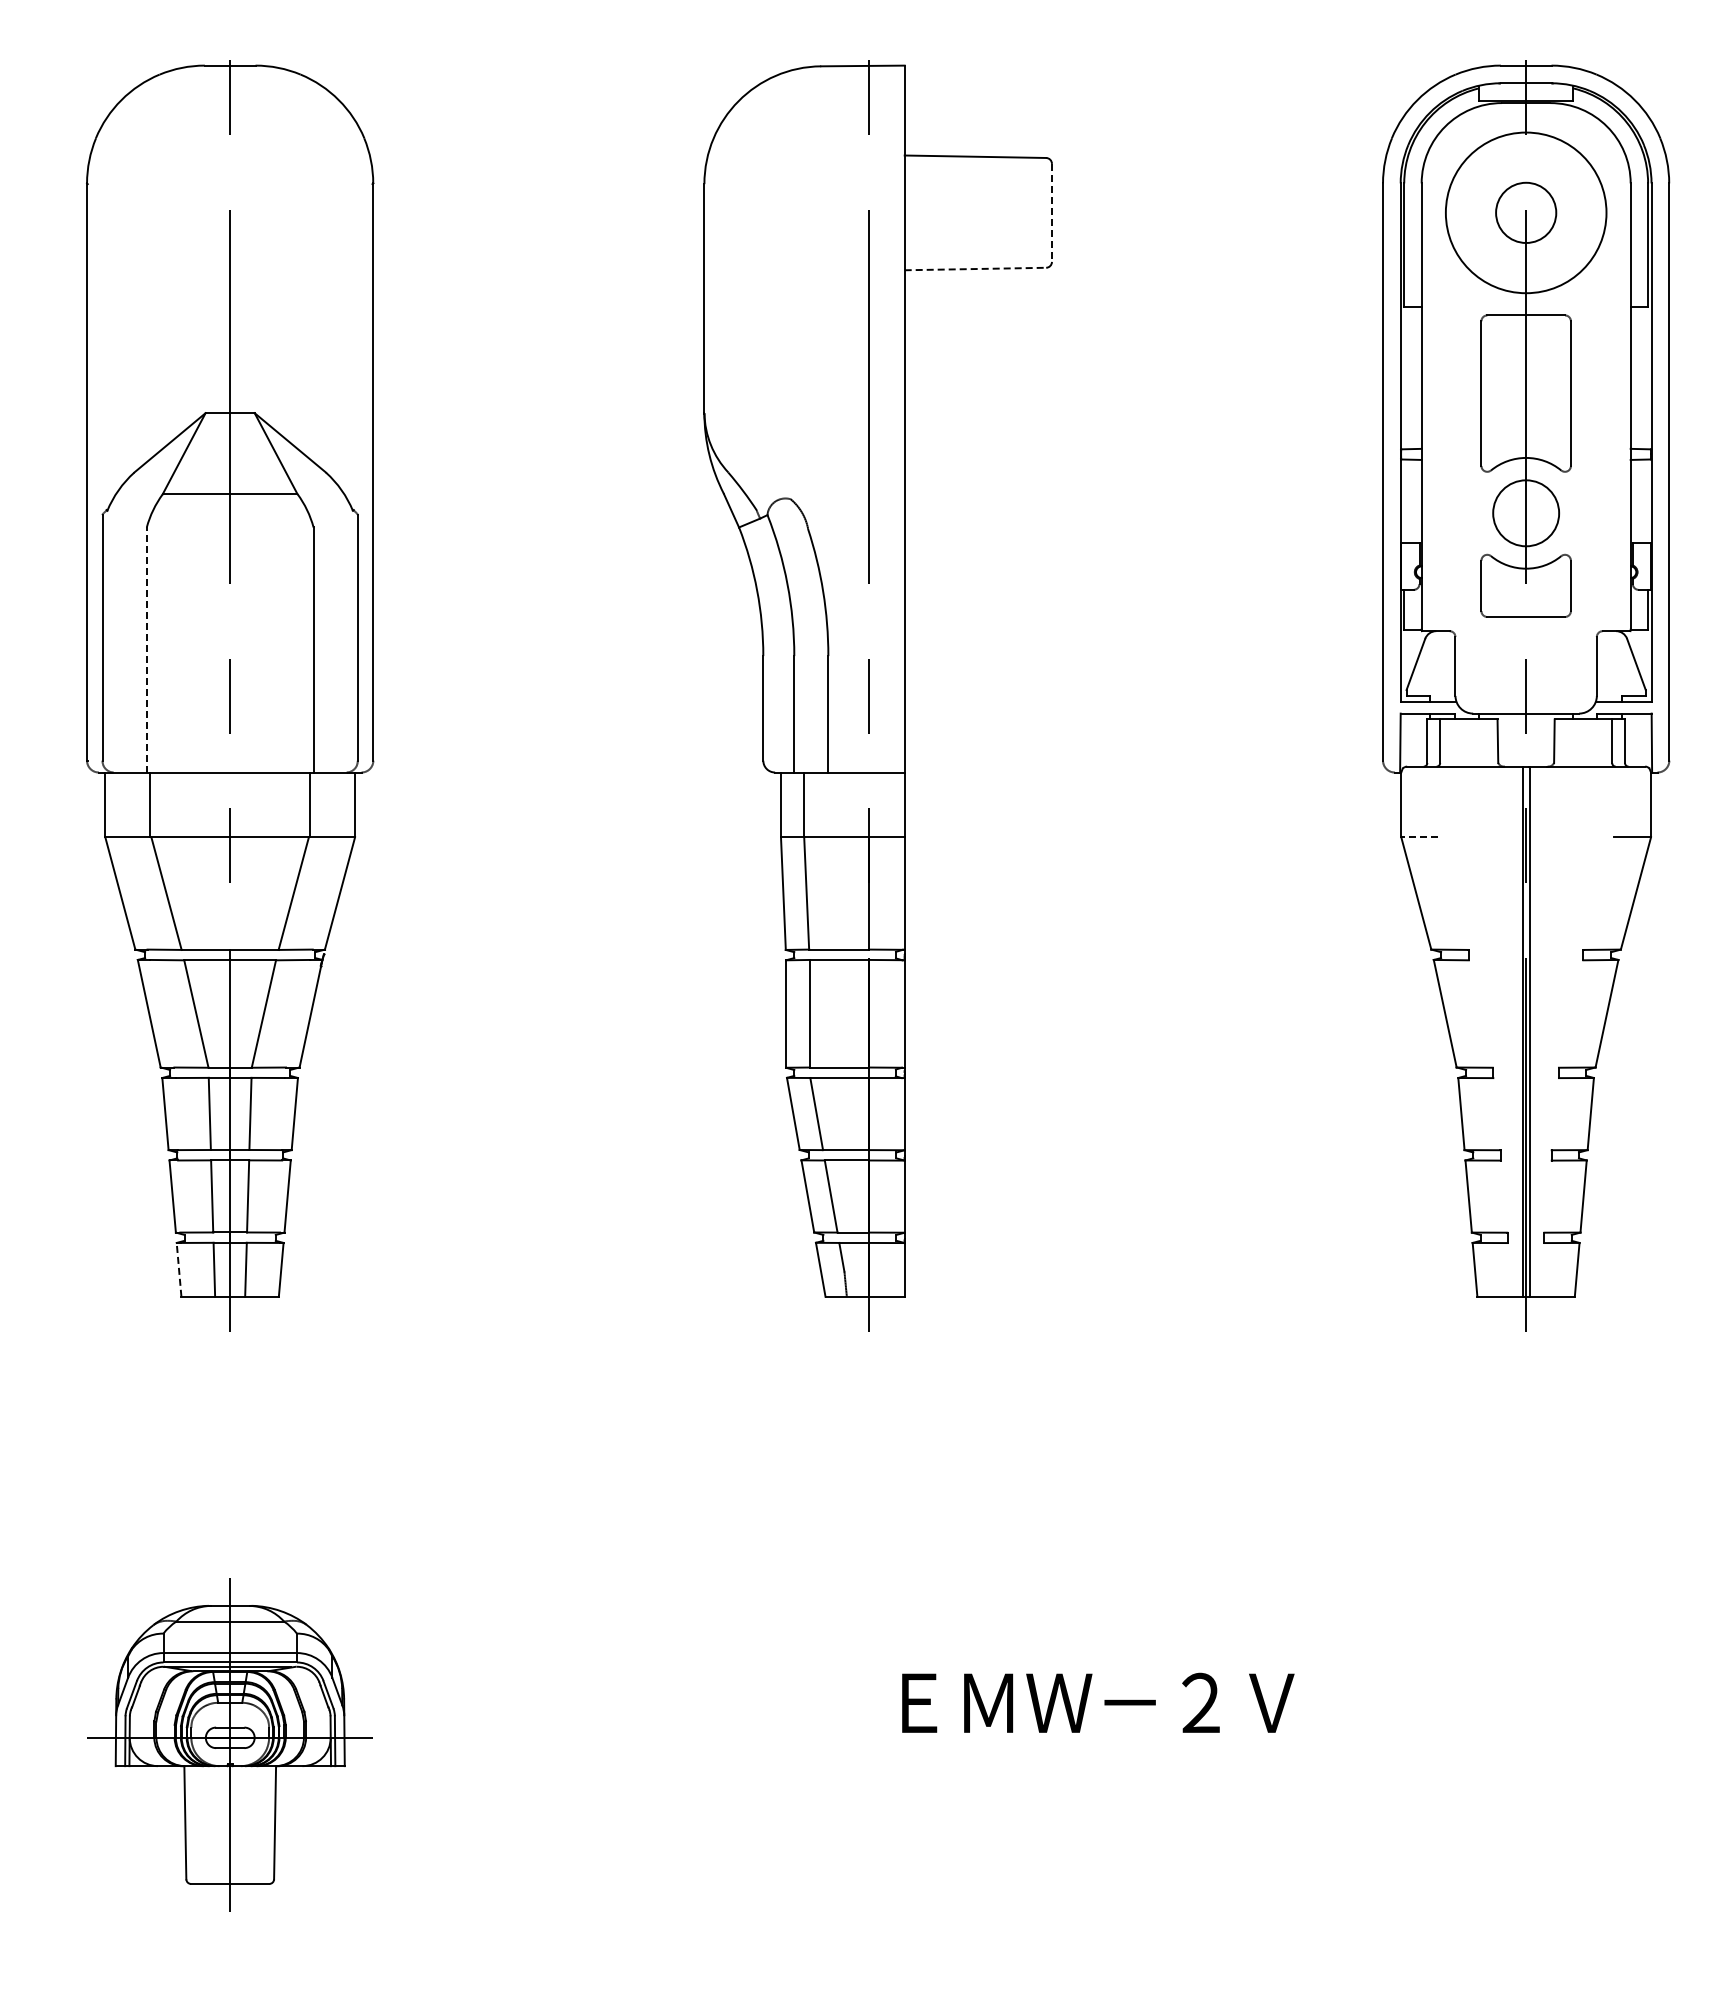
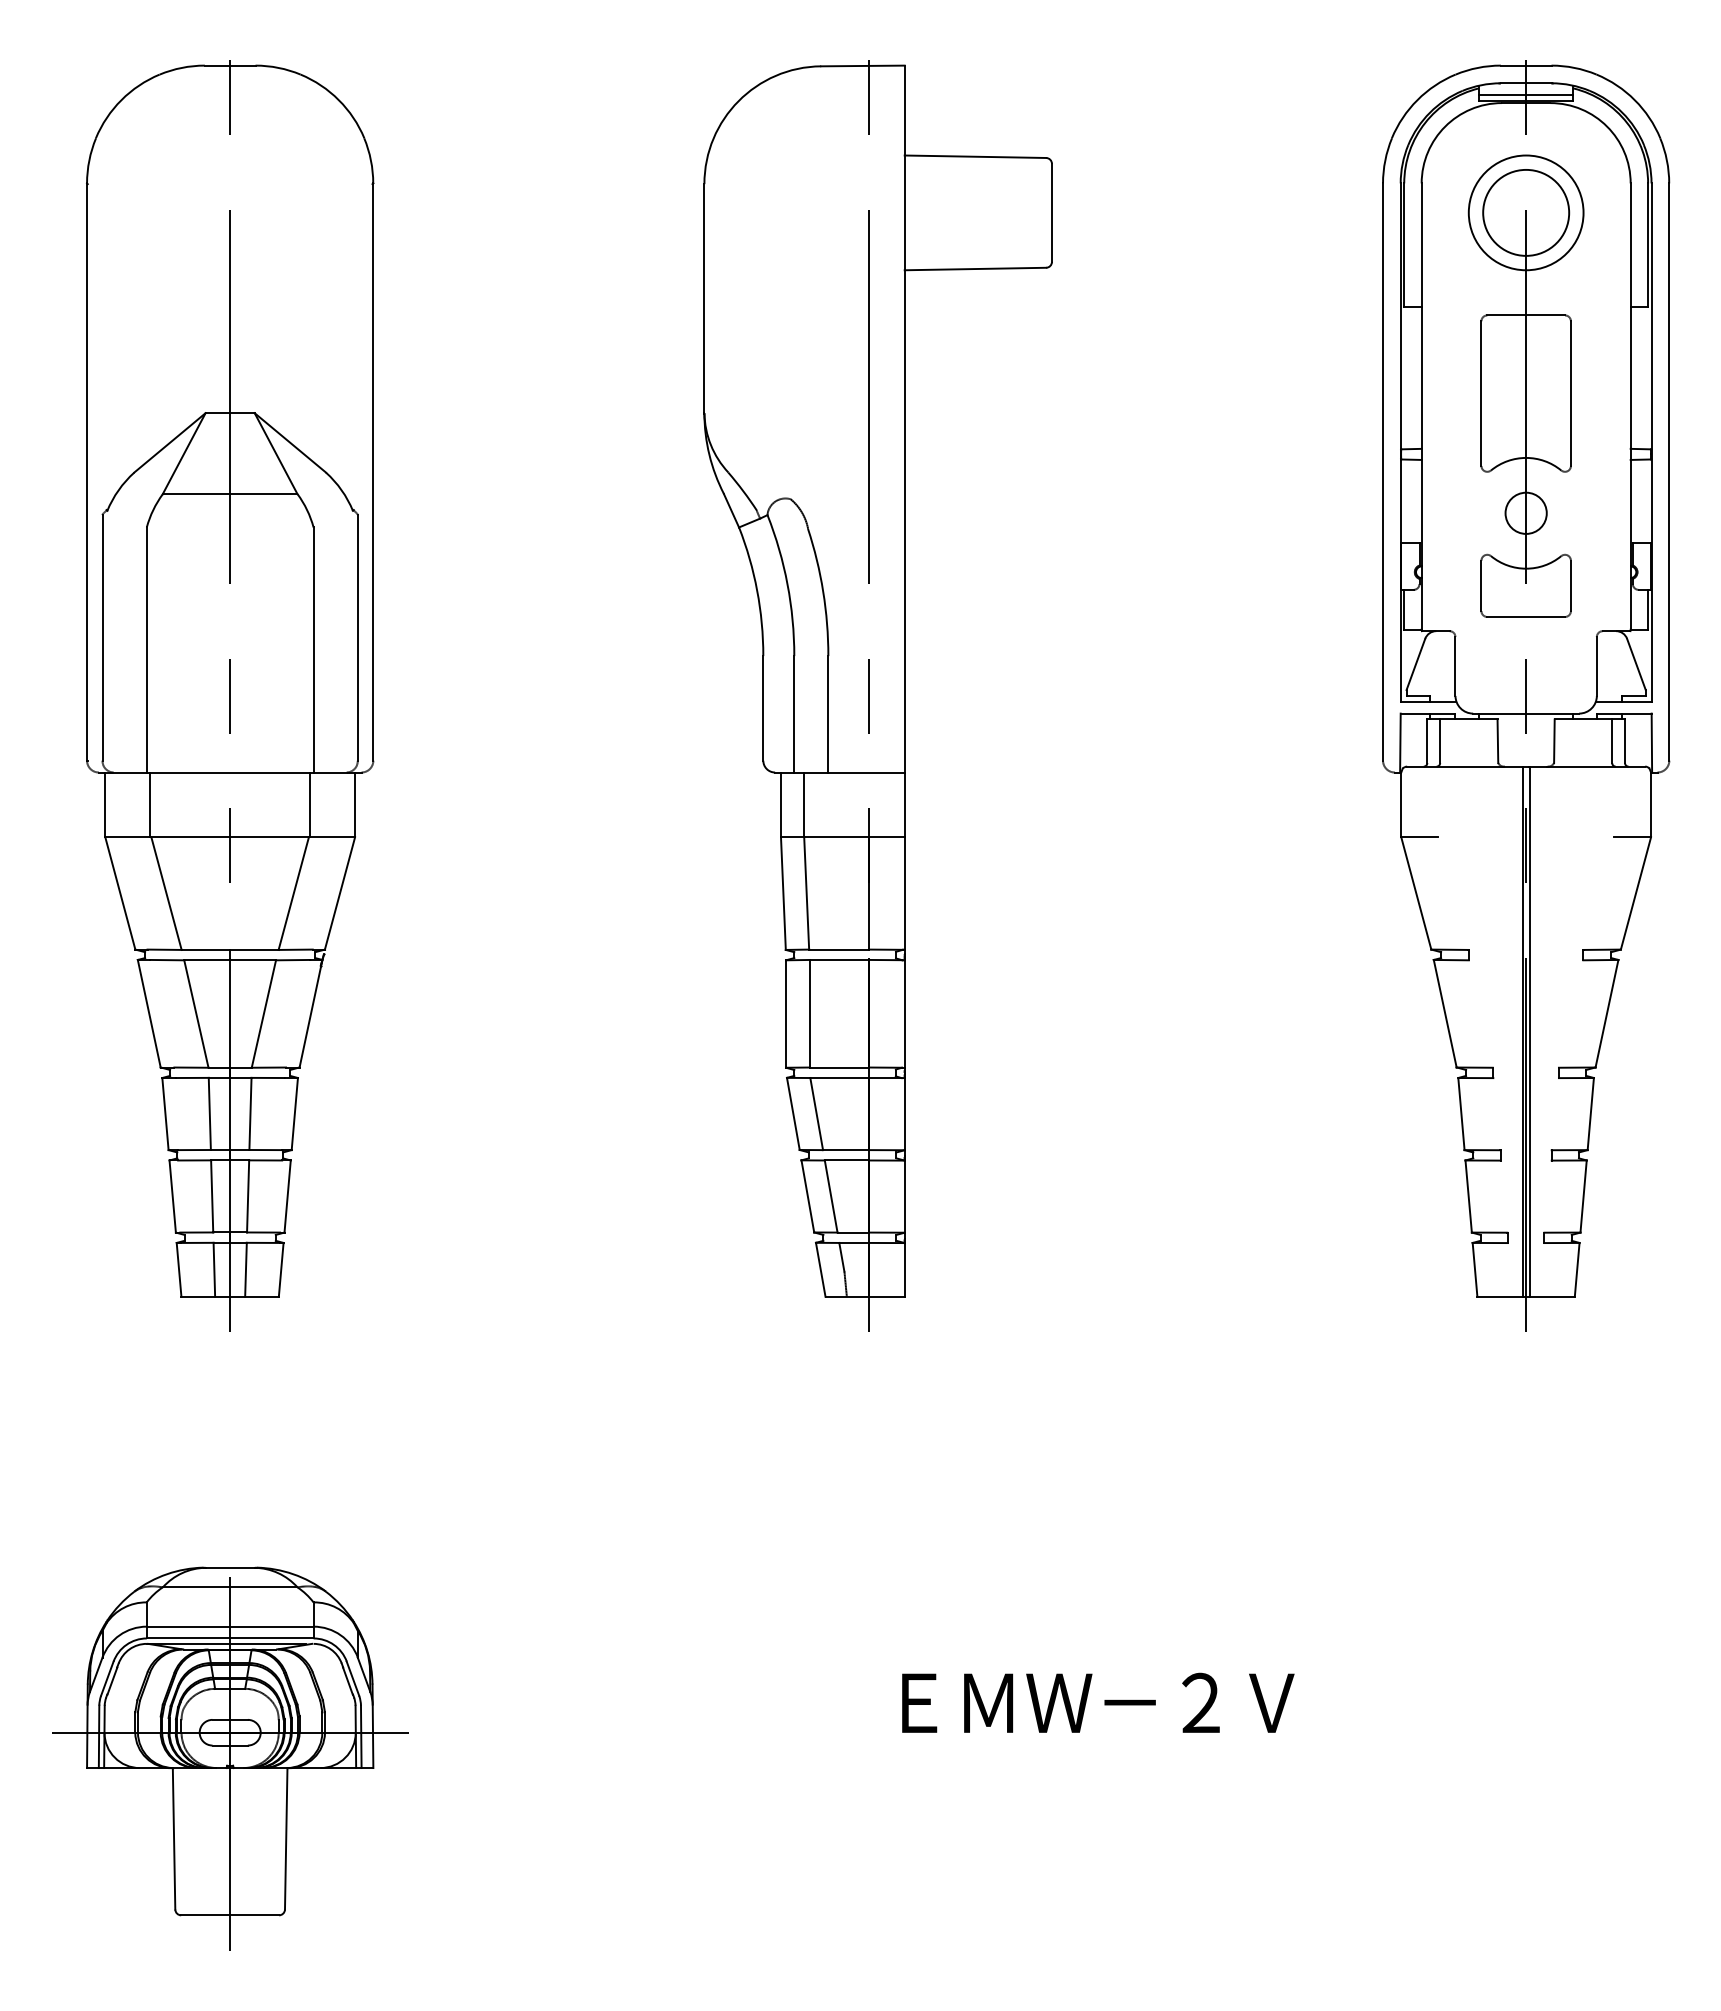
line: none -> present (1526, 95)
circle diameter: 161 px -> 115 px (1525, 212)
circle diameter: 60 px -> 86 px (1526, 212)
line: dashed -> solid (1051, 213)
line: dashed -> solid (975, 269)
circle diameter: 66 px -> 41 px (1525, 512)
line: dashed -> solid (146, 649)
line: dashed -> solid (1419, 837)
line: dashed -> solid (179, 1269)
part size: 286x314 px -> 357x385 px (230, 1758)
